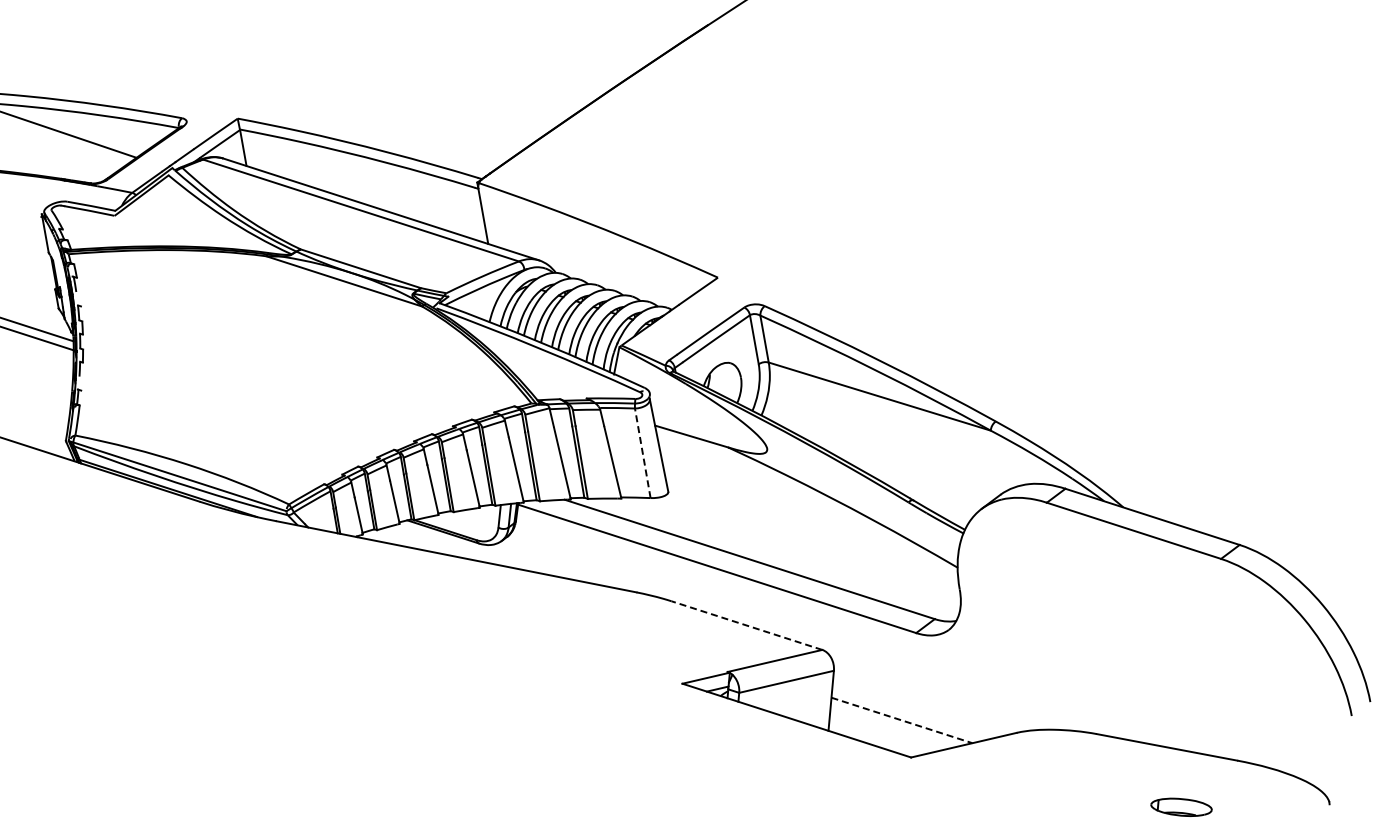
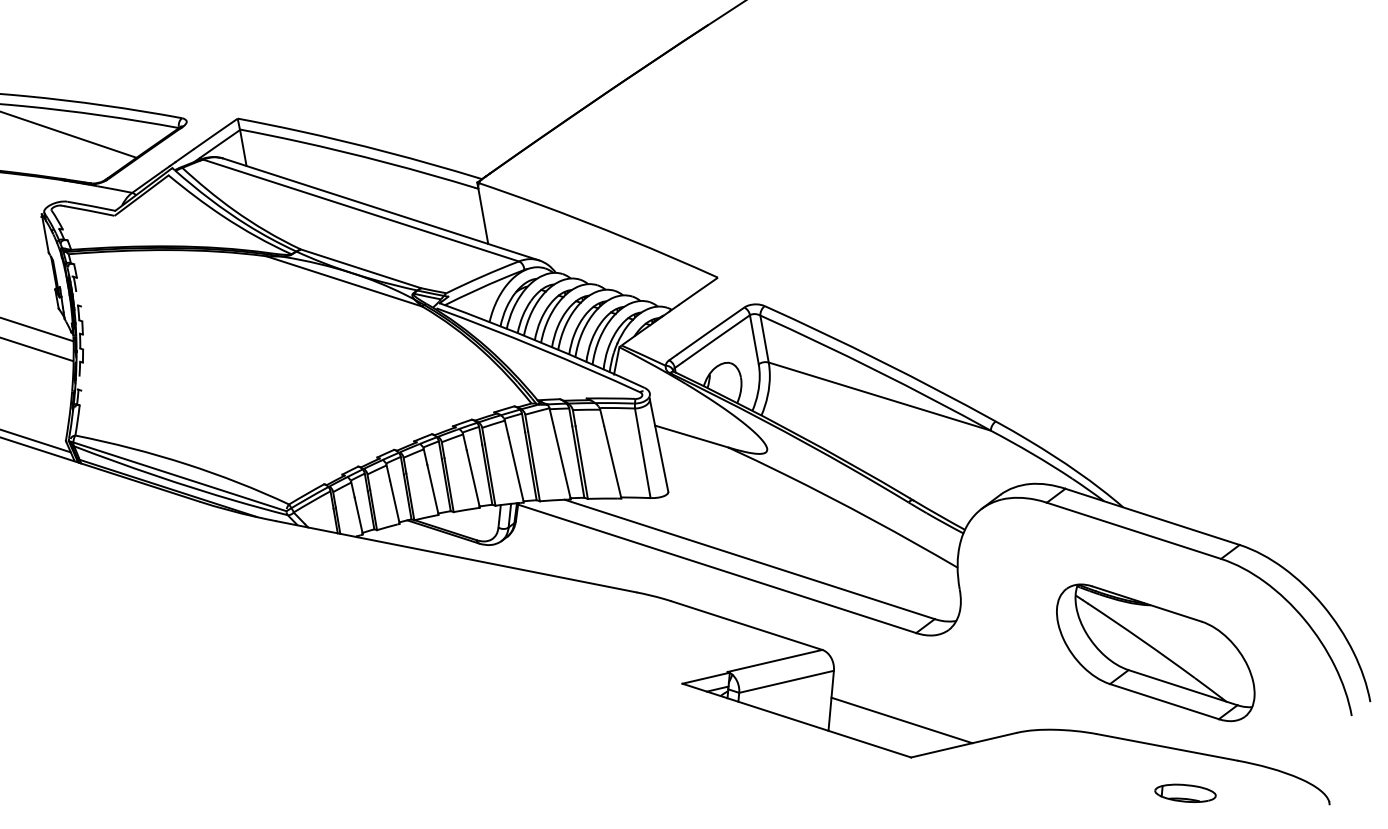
line position: (39, 339) -> (37, 349) (37, 349)
line: none -> present (36, 441)
line: dashed -> solid (642, 452)
line: dashed -> solid (746, 625)
part: none -> present (1155, 652)
line: dashed -> solid (902, 720)
part position: (1181, 806) -> (1185, 792) (1185, 792)
